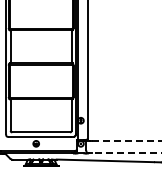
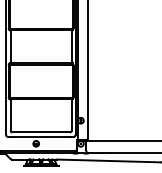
line: dashed -> solid (127, 141)
line: dashed -> solid (126, 153)
